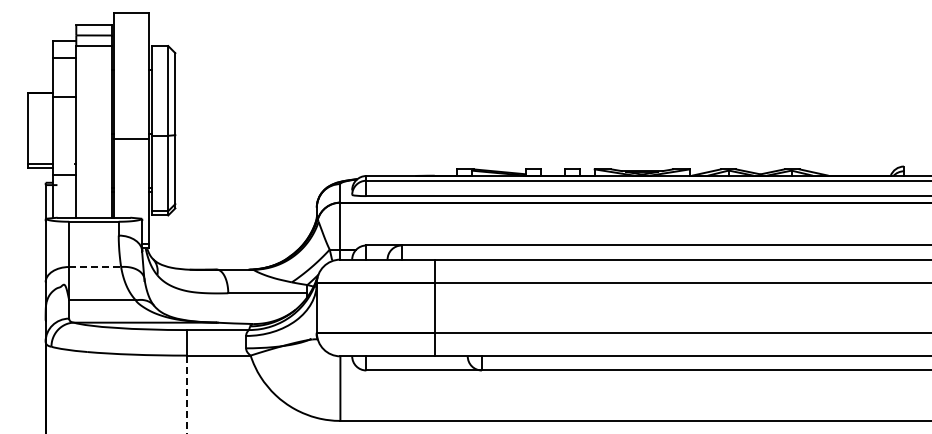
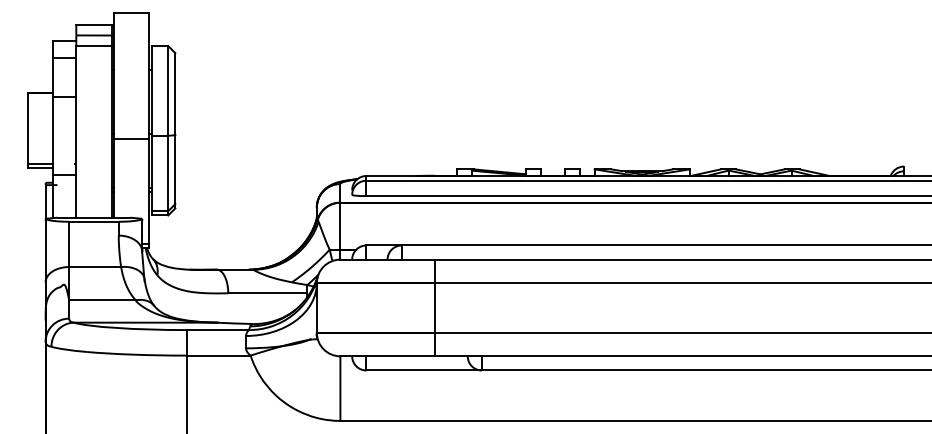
line: dashed -> solid (95, 267)
line: dashed -> solid (187, 394)
